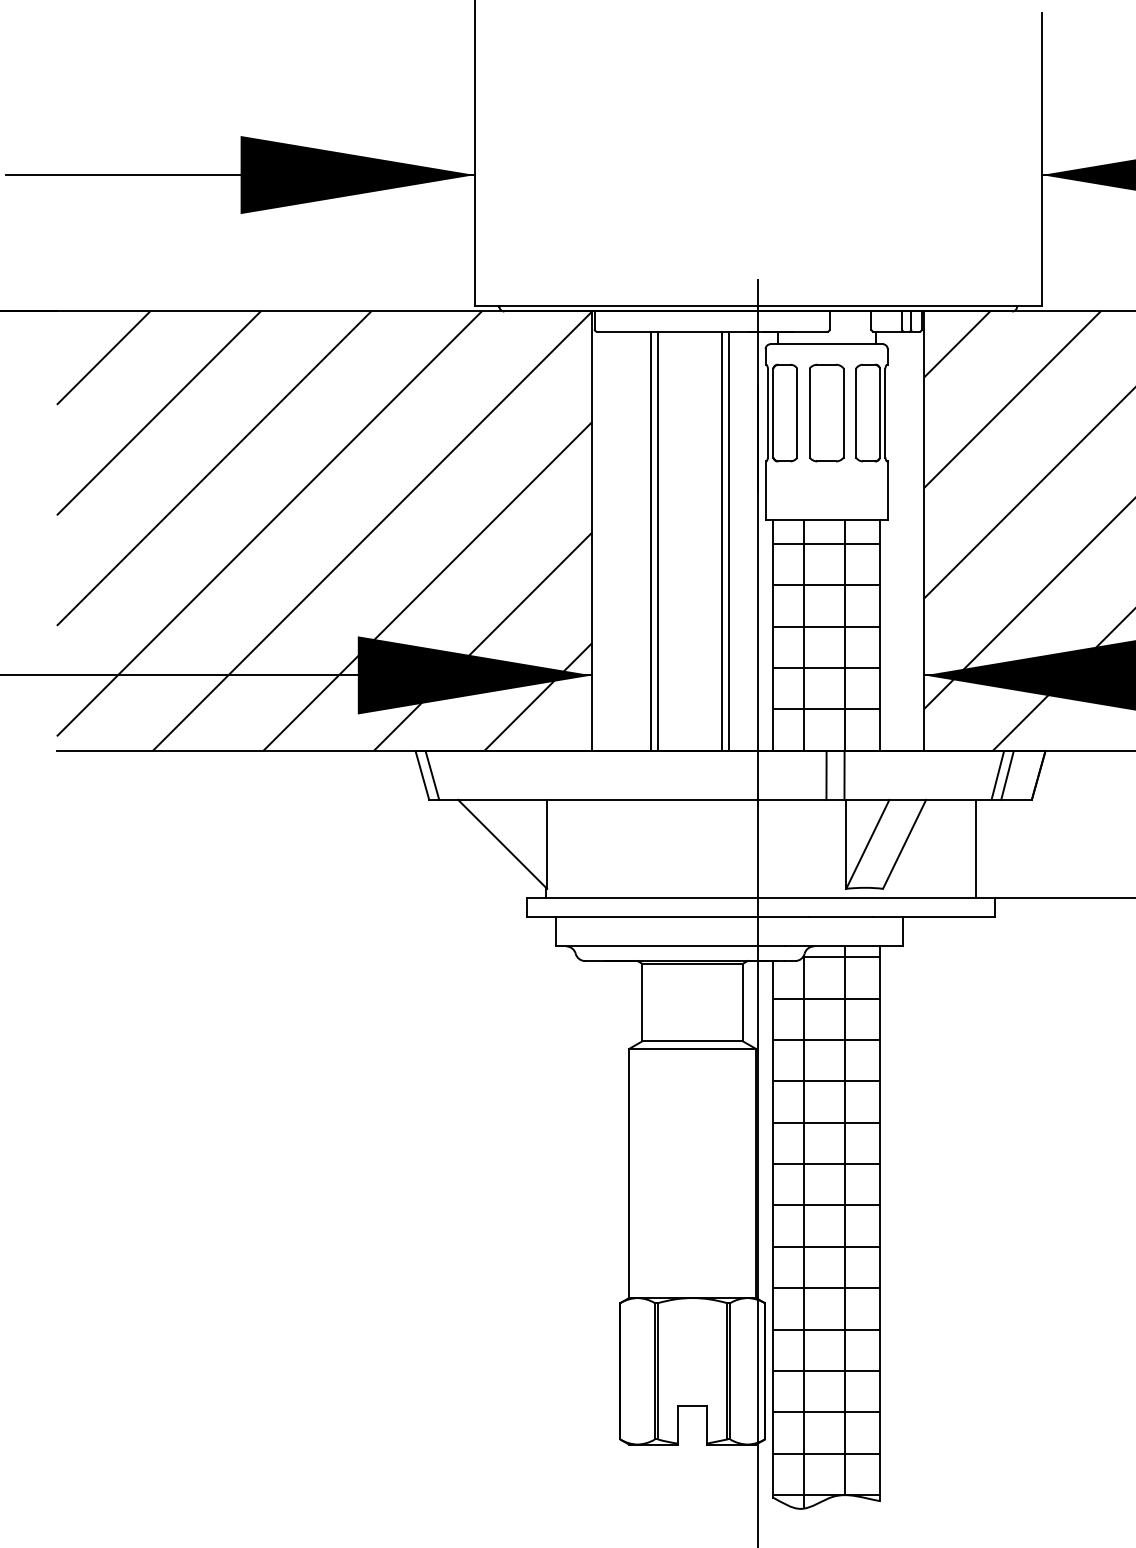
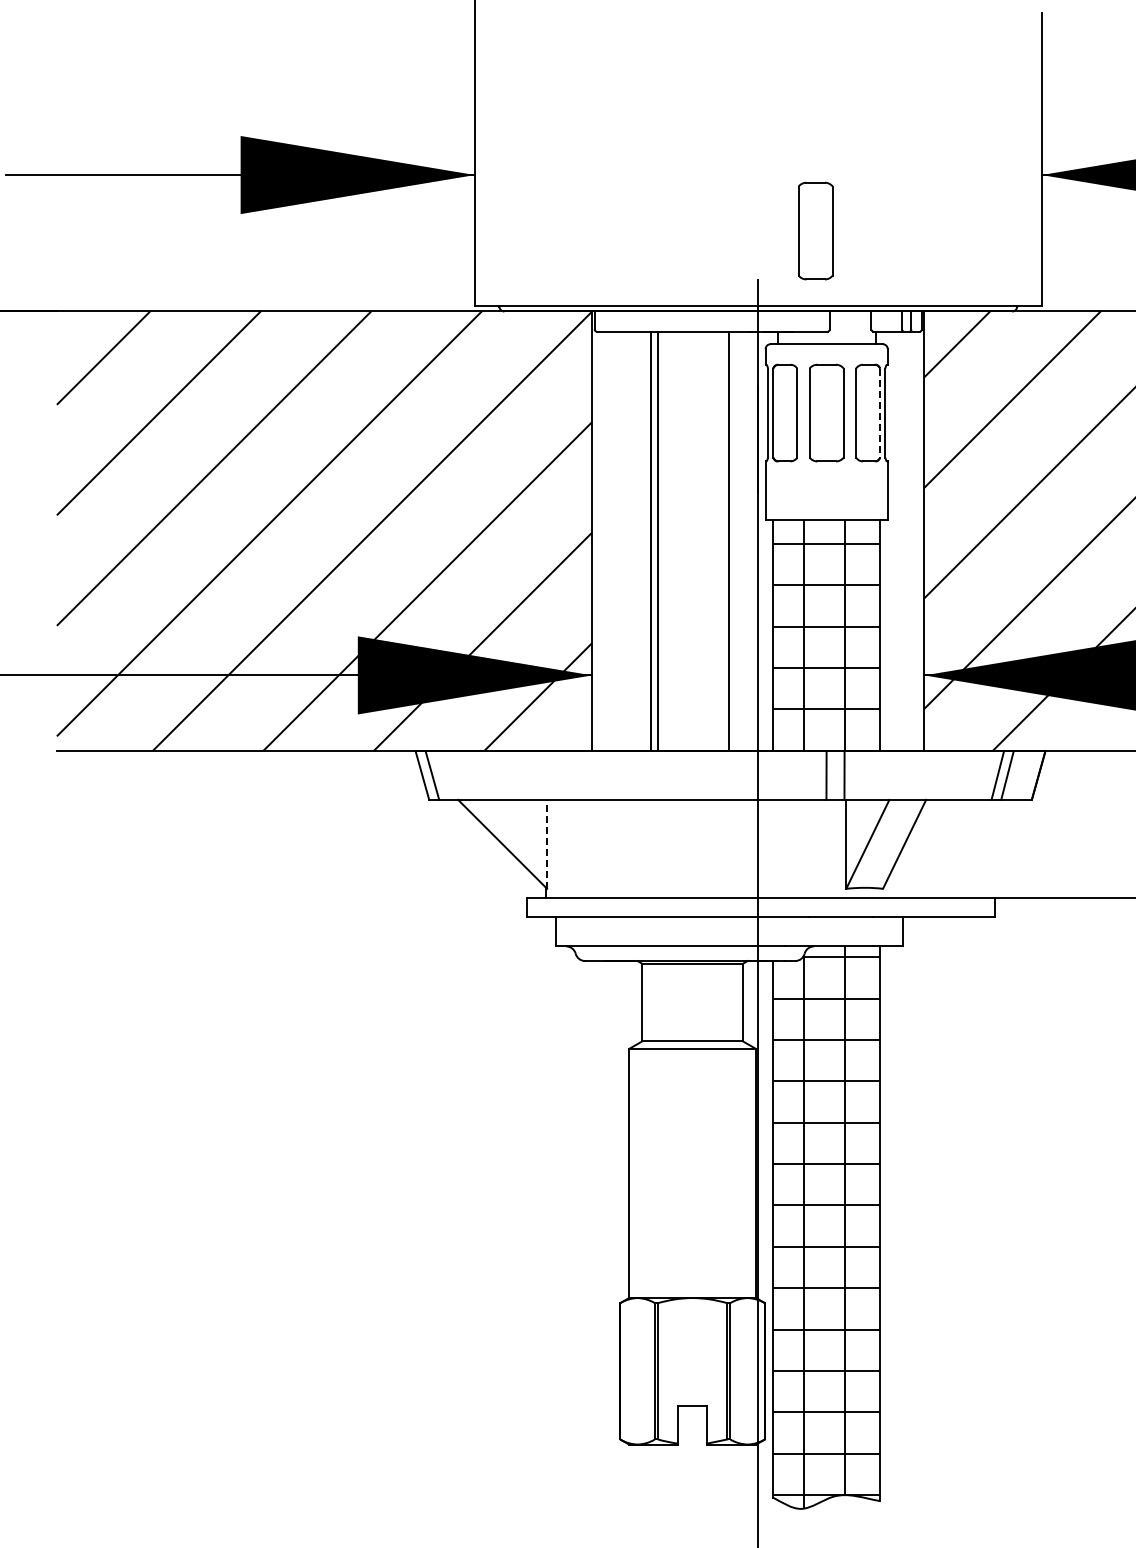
part: none -> present (815, 230)
line: solid -> dashed (880, 413)
line: present -> none (721, 541)
line: solid -> dashed (547, 843)
line: present -> none (975, 848)
